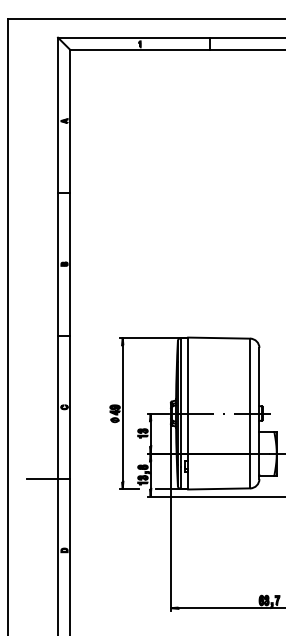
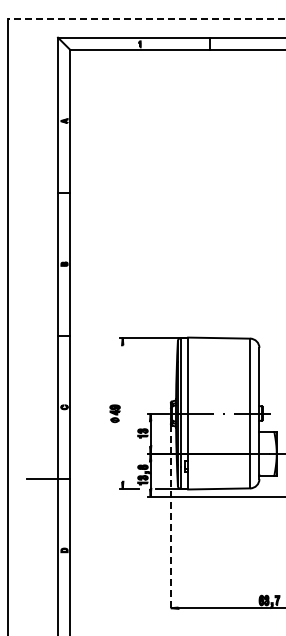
line: solid -> dashed (146, 19)
line: present -> none (122, 413)
line: solid -> dashed (170, 518)
